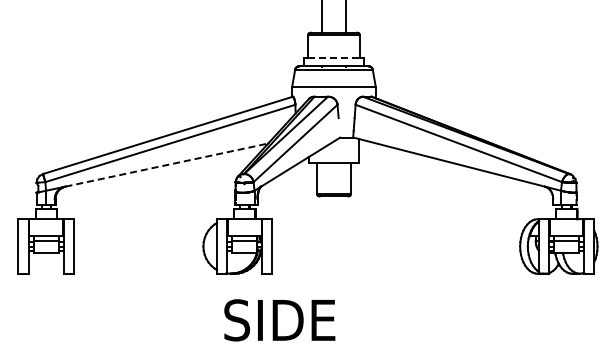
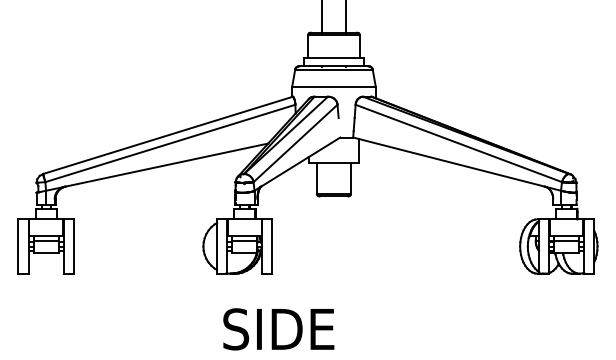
line: dashed -> solid (333, 58)
line: dashed -> solid (166, 165)
text position: (279, 320) -> (278, 329) (278, 329)
